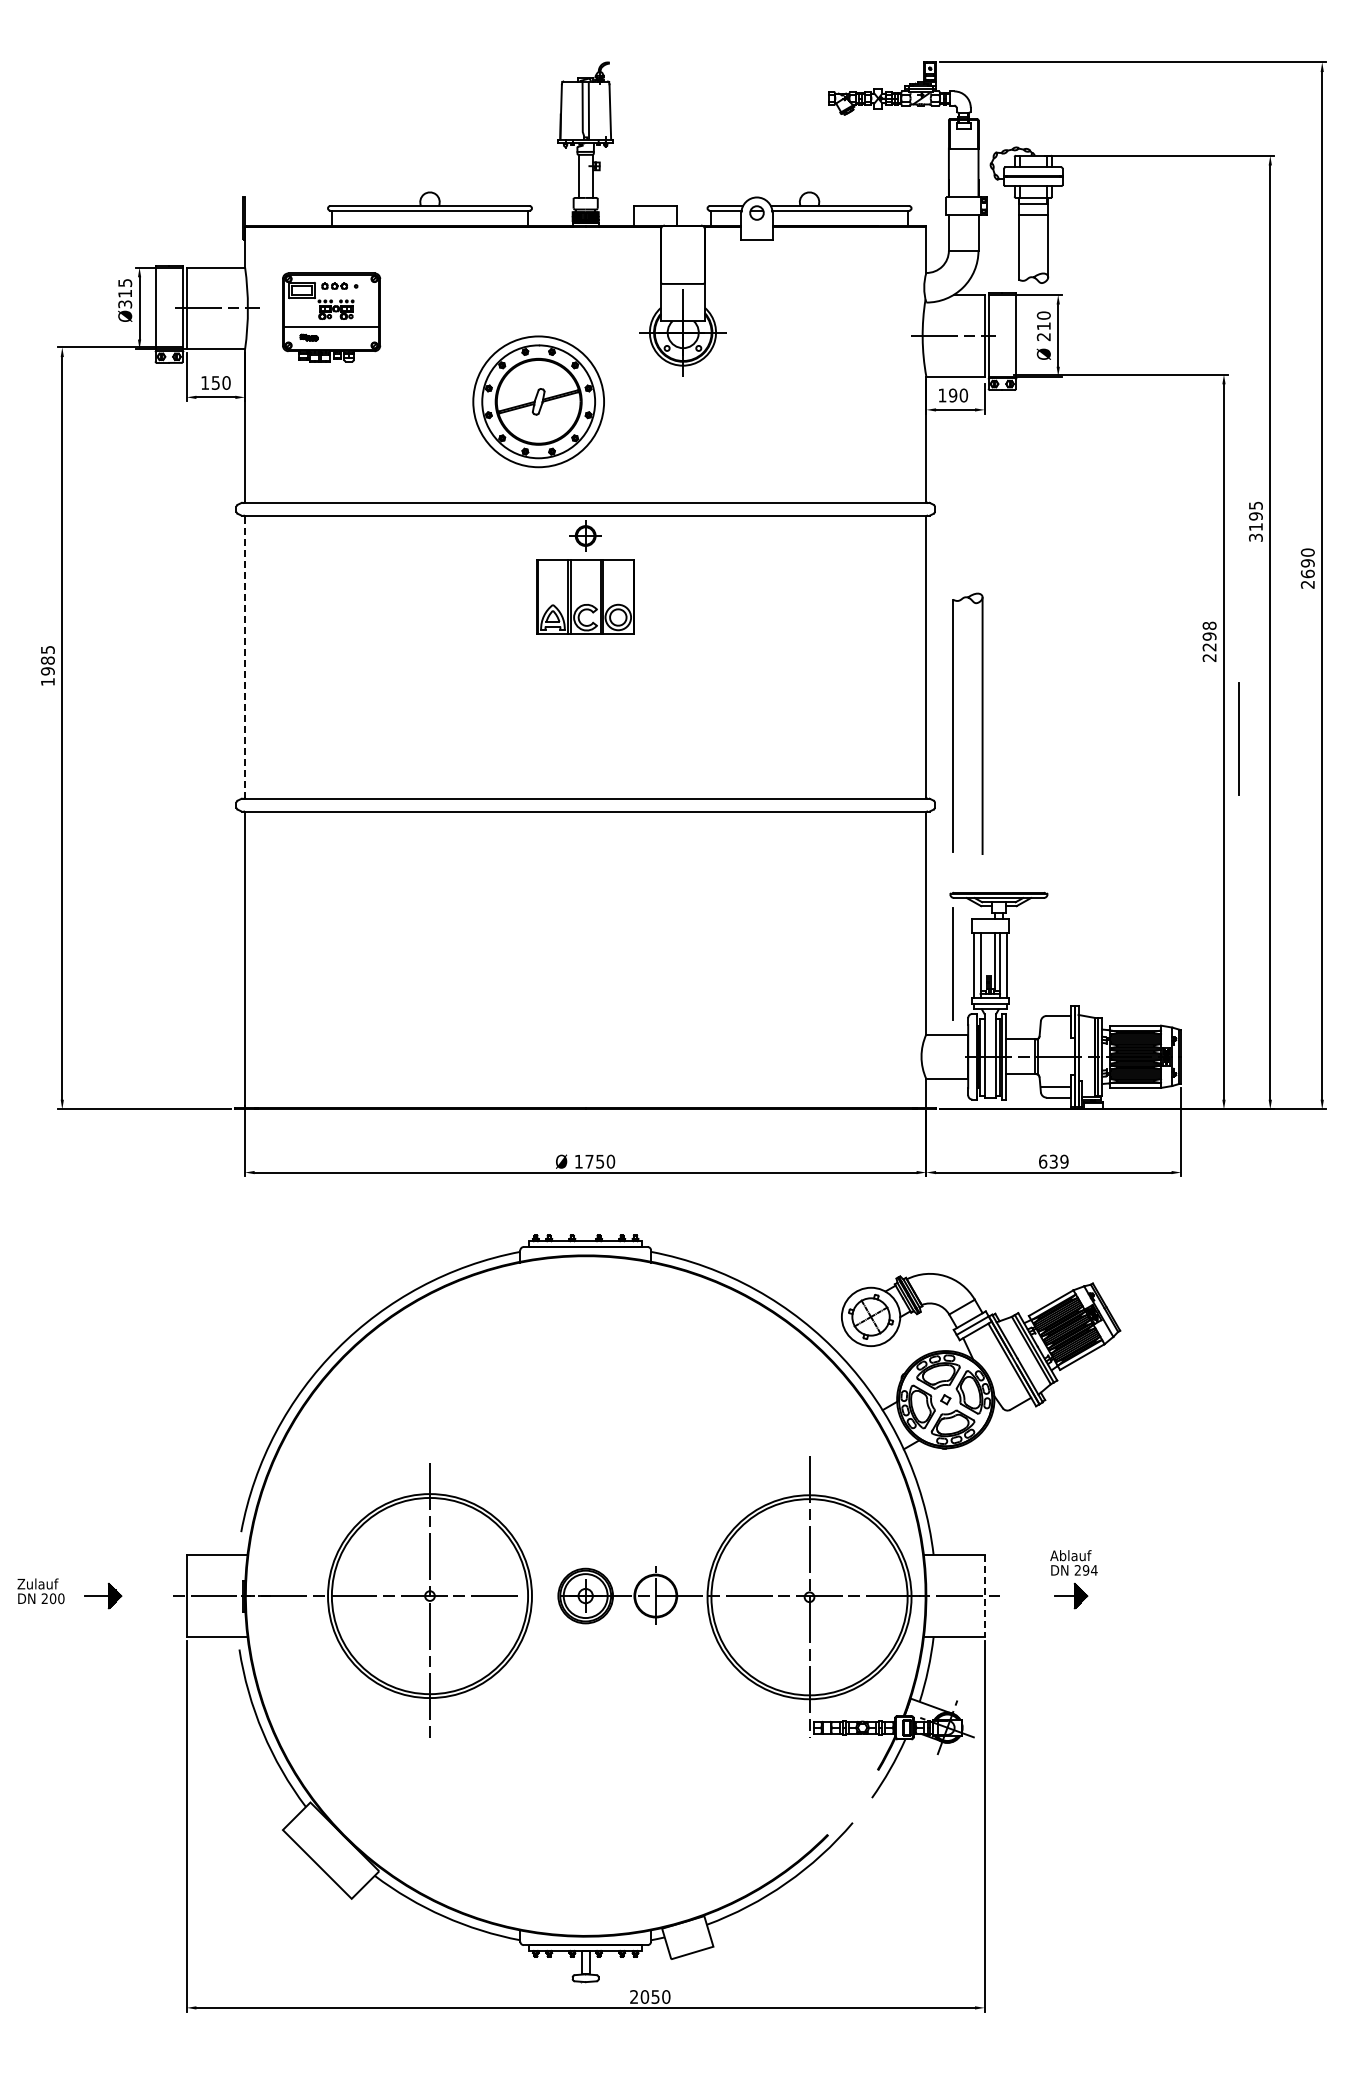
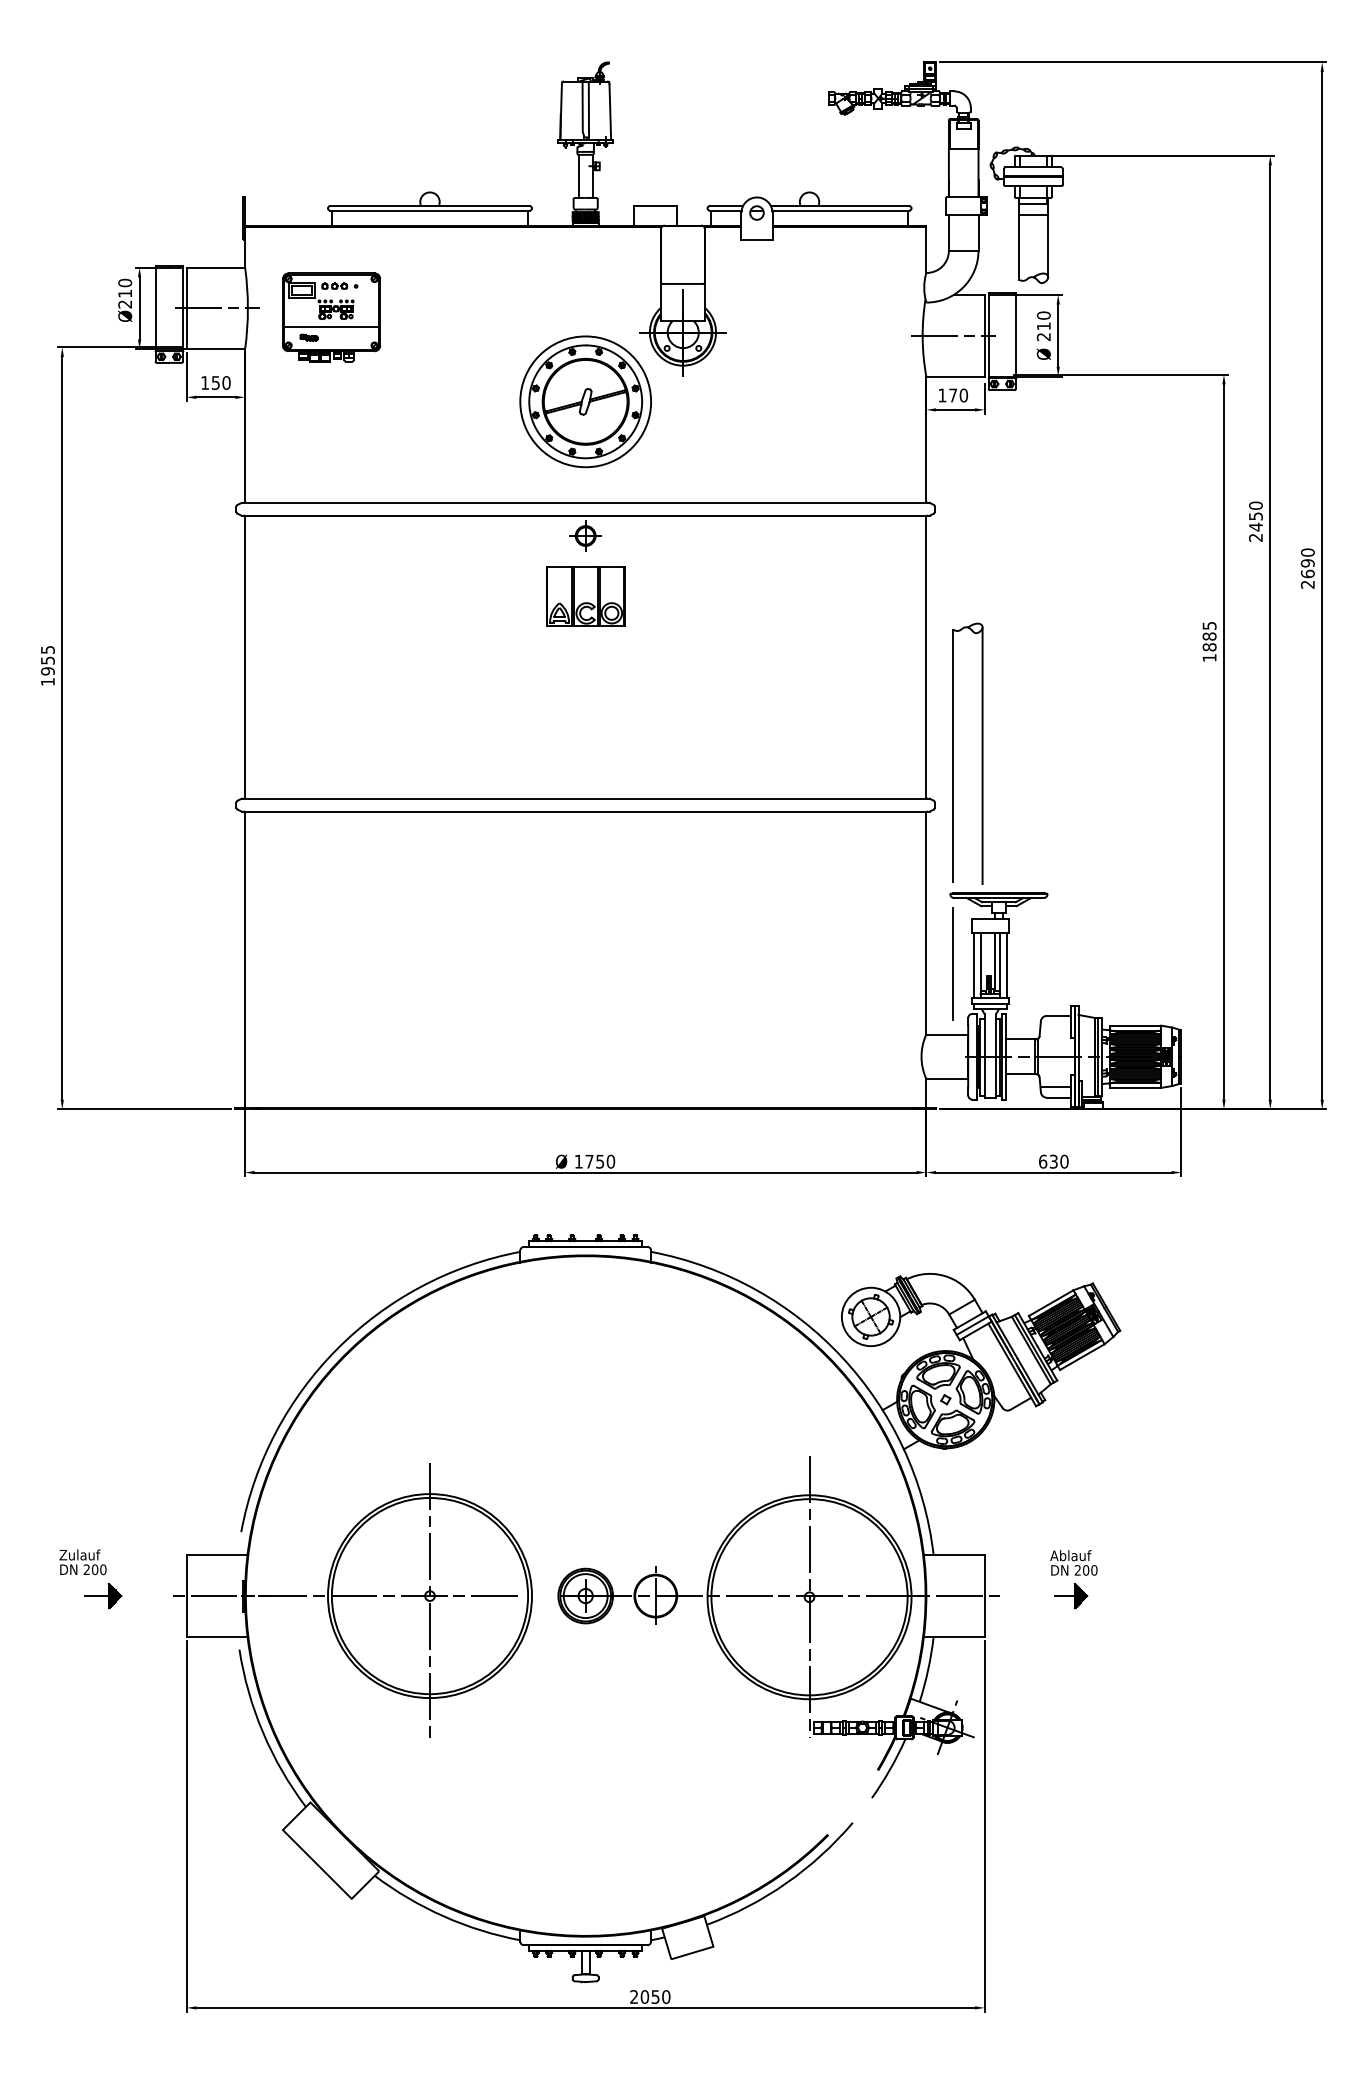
text: Ø315 -> Ø210 (125, 293)
text: 190 -> 170 (953, 395)
part position: (538, 401) -> (585, 401) (585, 401)
text: 3195 -> 2450 (1255, 521)
part size: 99x76 px -> 80x61 px (585, 596)
text: 2298 -> 1885 (1209, 641)
line: dashed -> solid (245, 657)
text: 1985 -> 1955 (47, 660)
part position: (953, 723) -> (953, 753) (953, 753)
line: present -> none (1238, 738)
text: 639 -> 630 (1064, 1161)
text: 294 -> 200 (1089, 1570)
text position: (40, 1591) -> (82, 1562) (82, 1562)
line: dashed -> solid (984, 1596)
